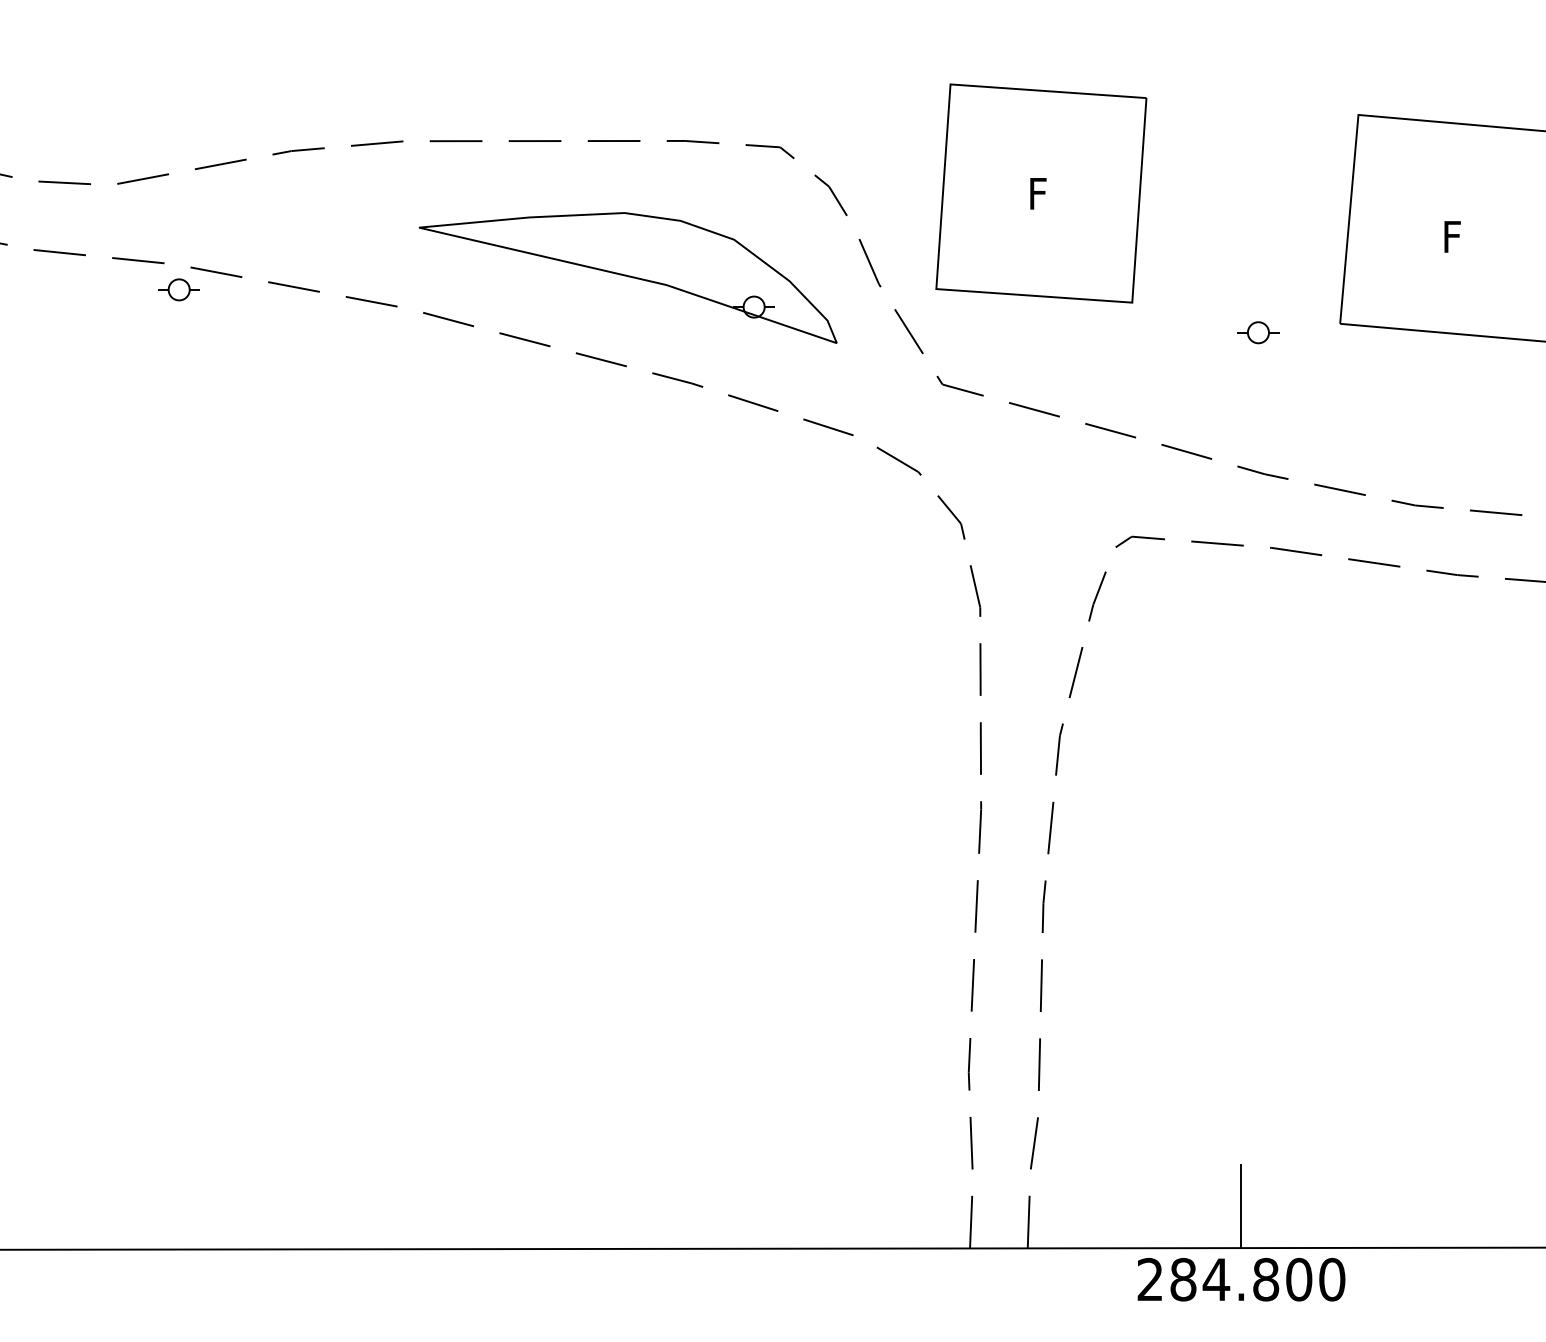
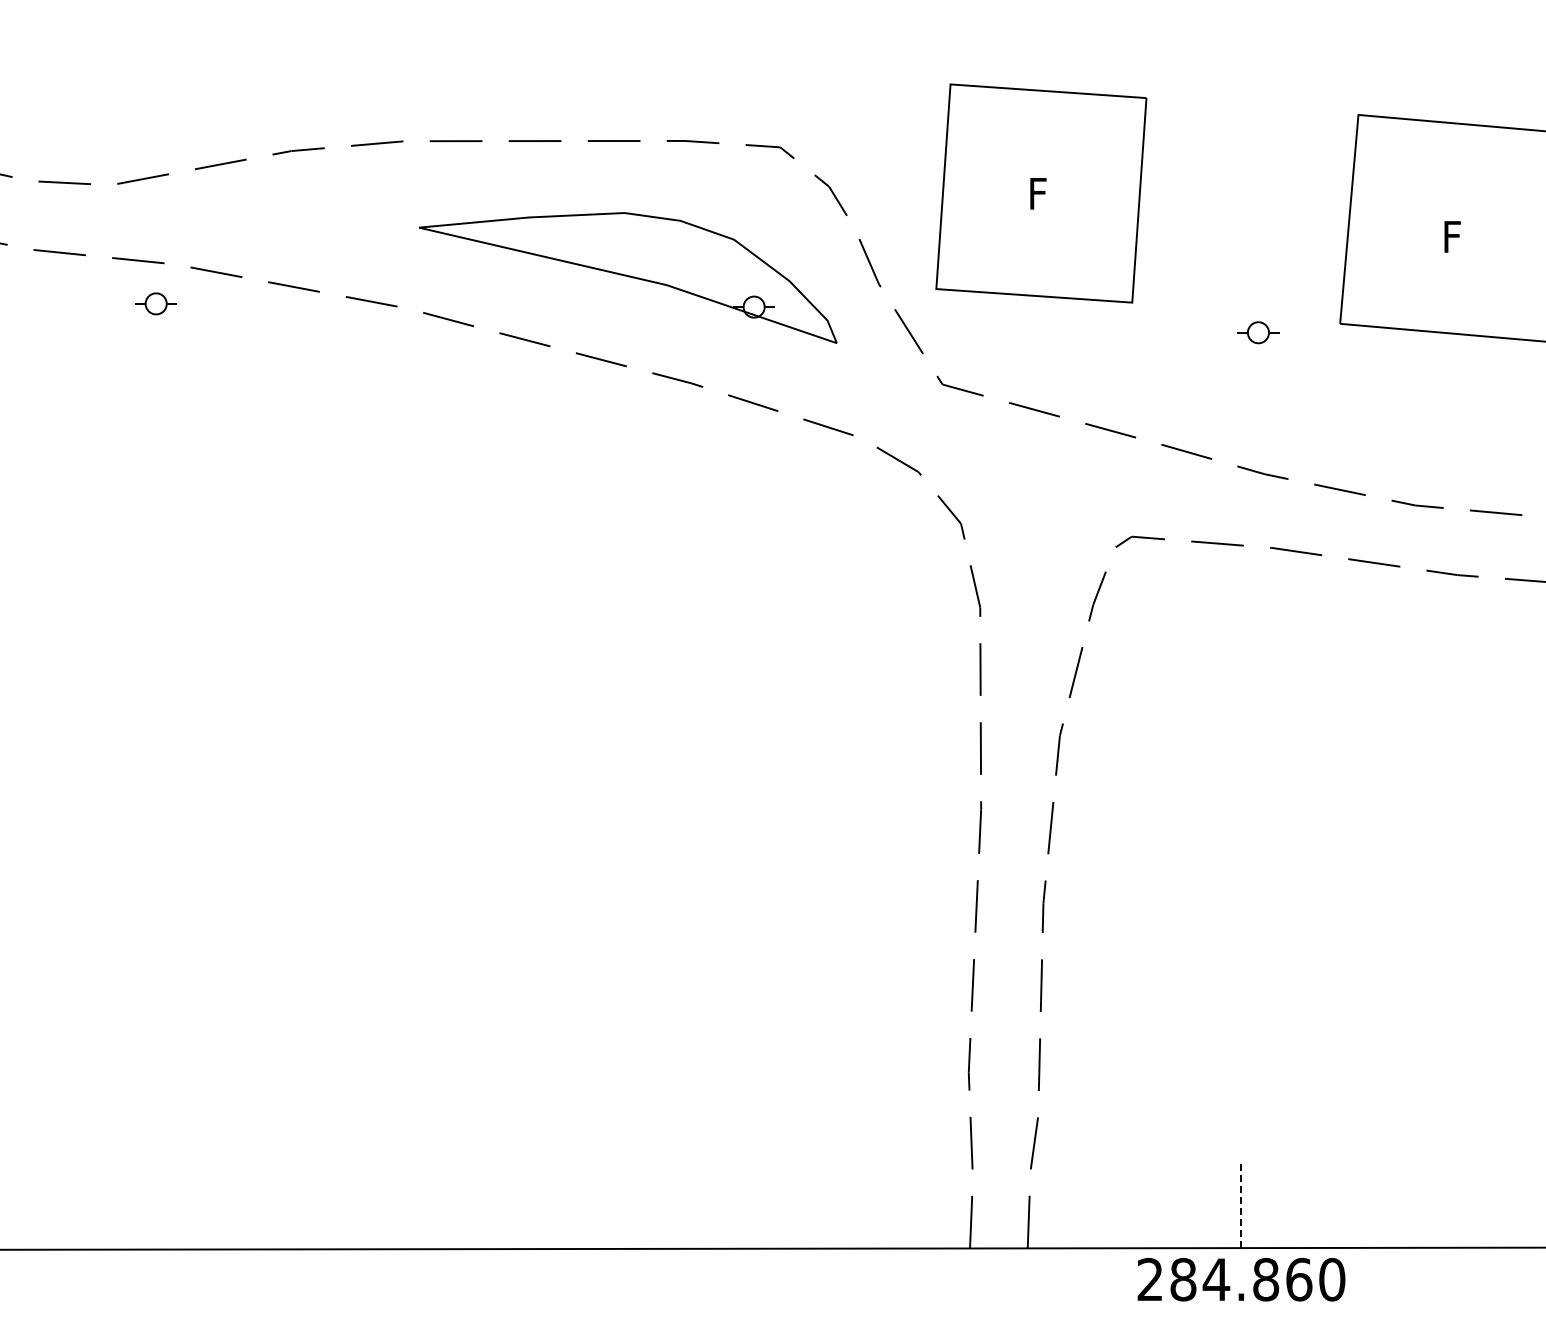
part position: (178, 289) -> (155, 303) (155, 303)
line: solid -> dashed (1241, 1205)
text: 284.800 -> 284.860 (1299, 1279)
